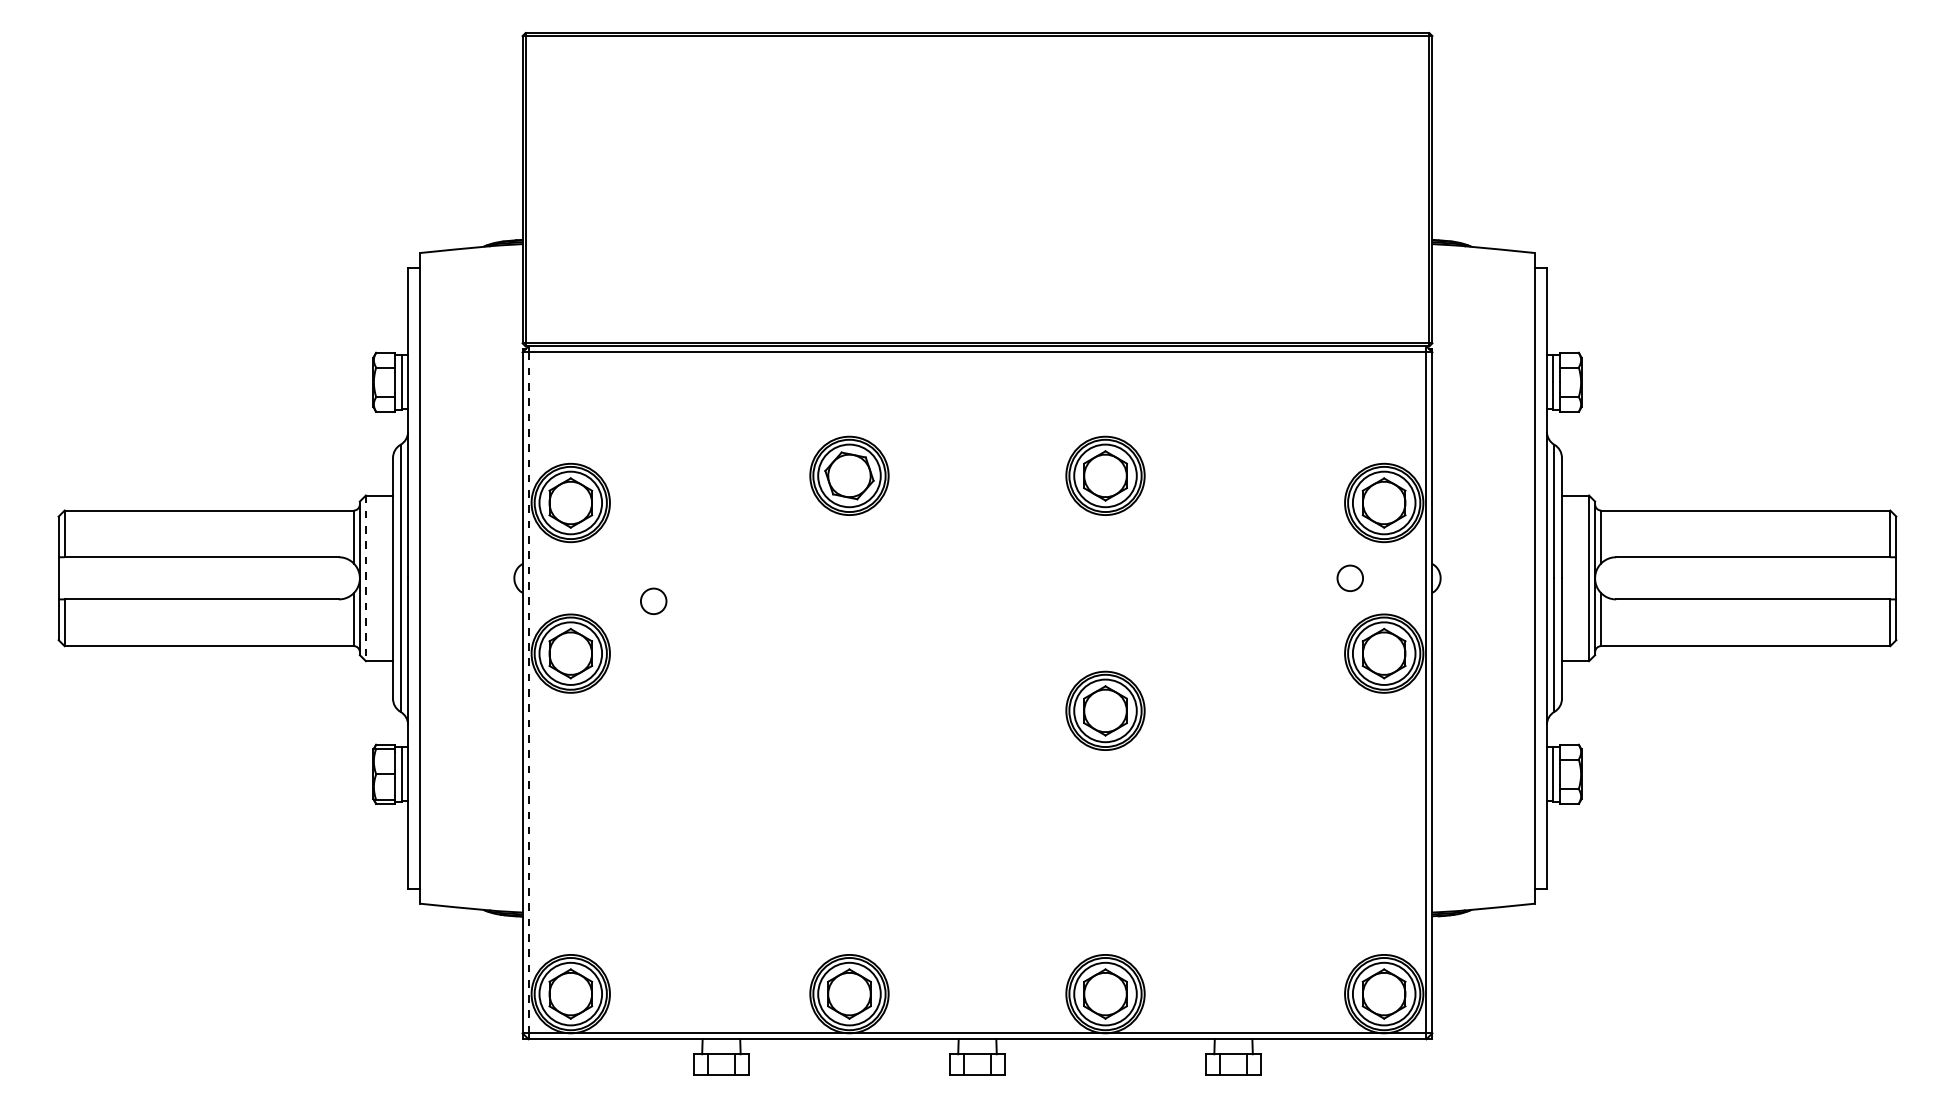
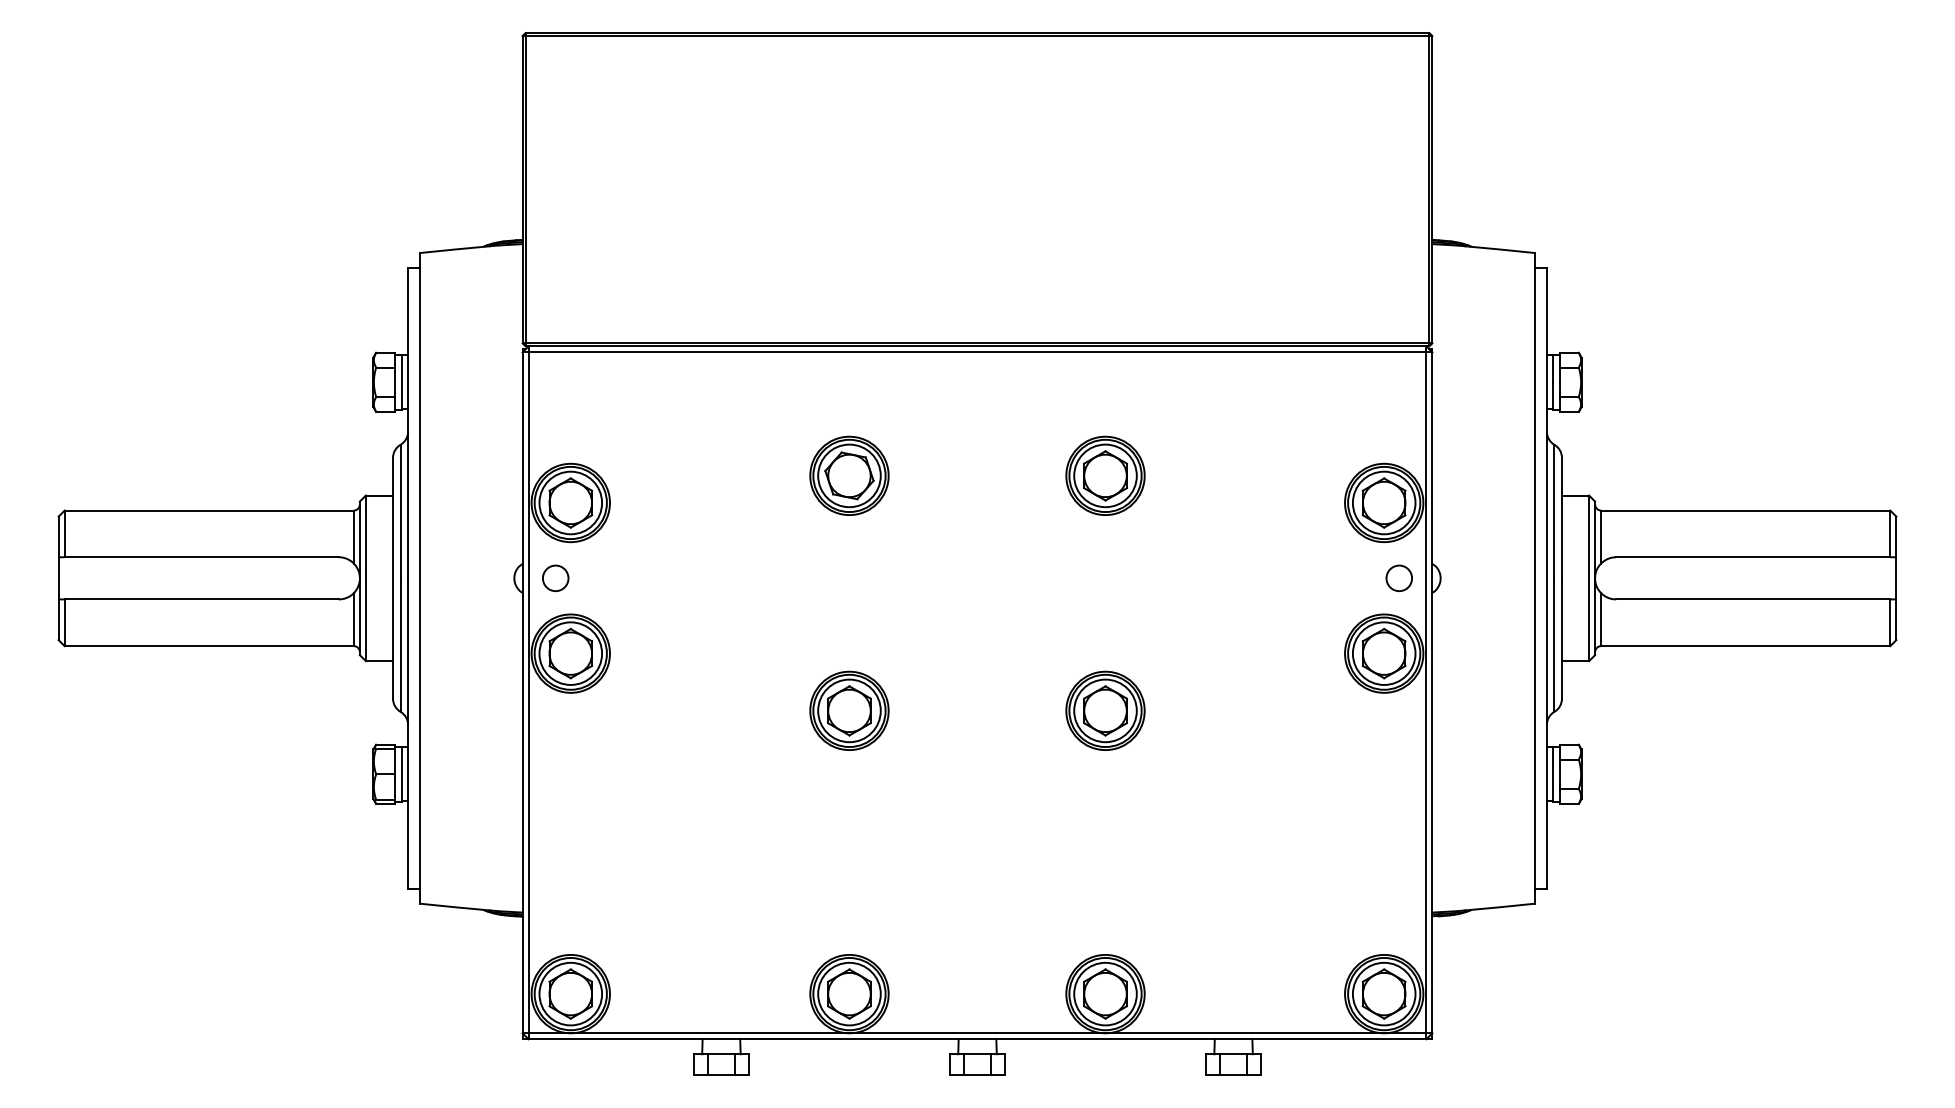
circle position: (1349, 577) -> (1398, 577) (1398, 577)
line: dashed -> solid (365, 578)
circle position: (653, 600) -> (555, 577) (555, 577)
line: dashed -> solid (528, 693)
part: none -> present (849, 710)
